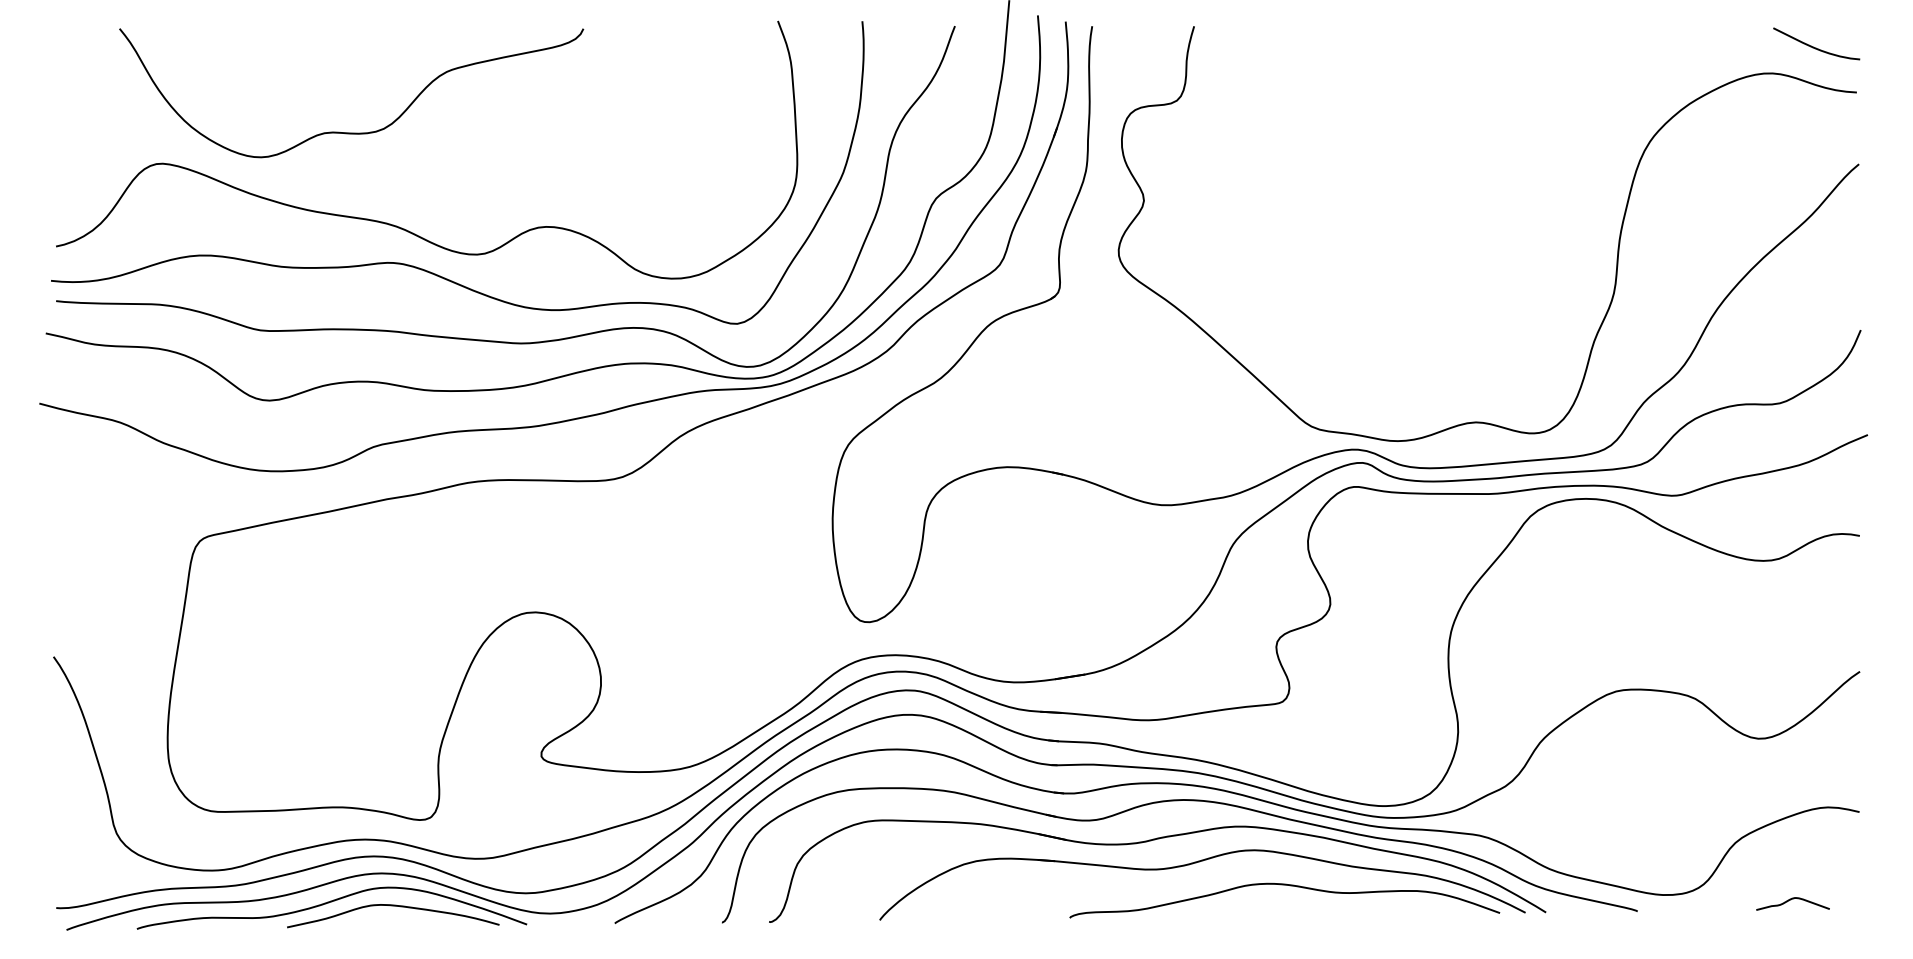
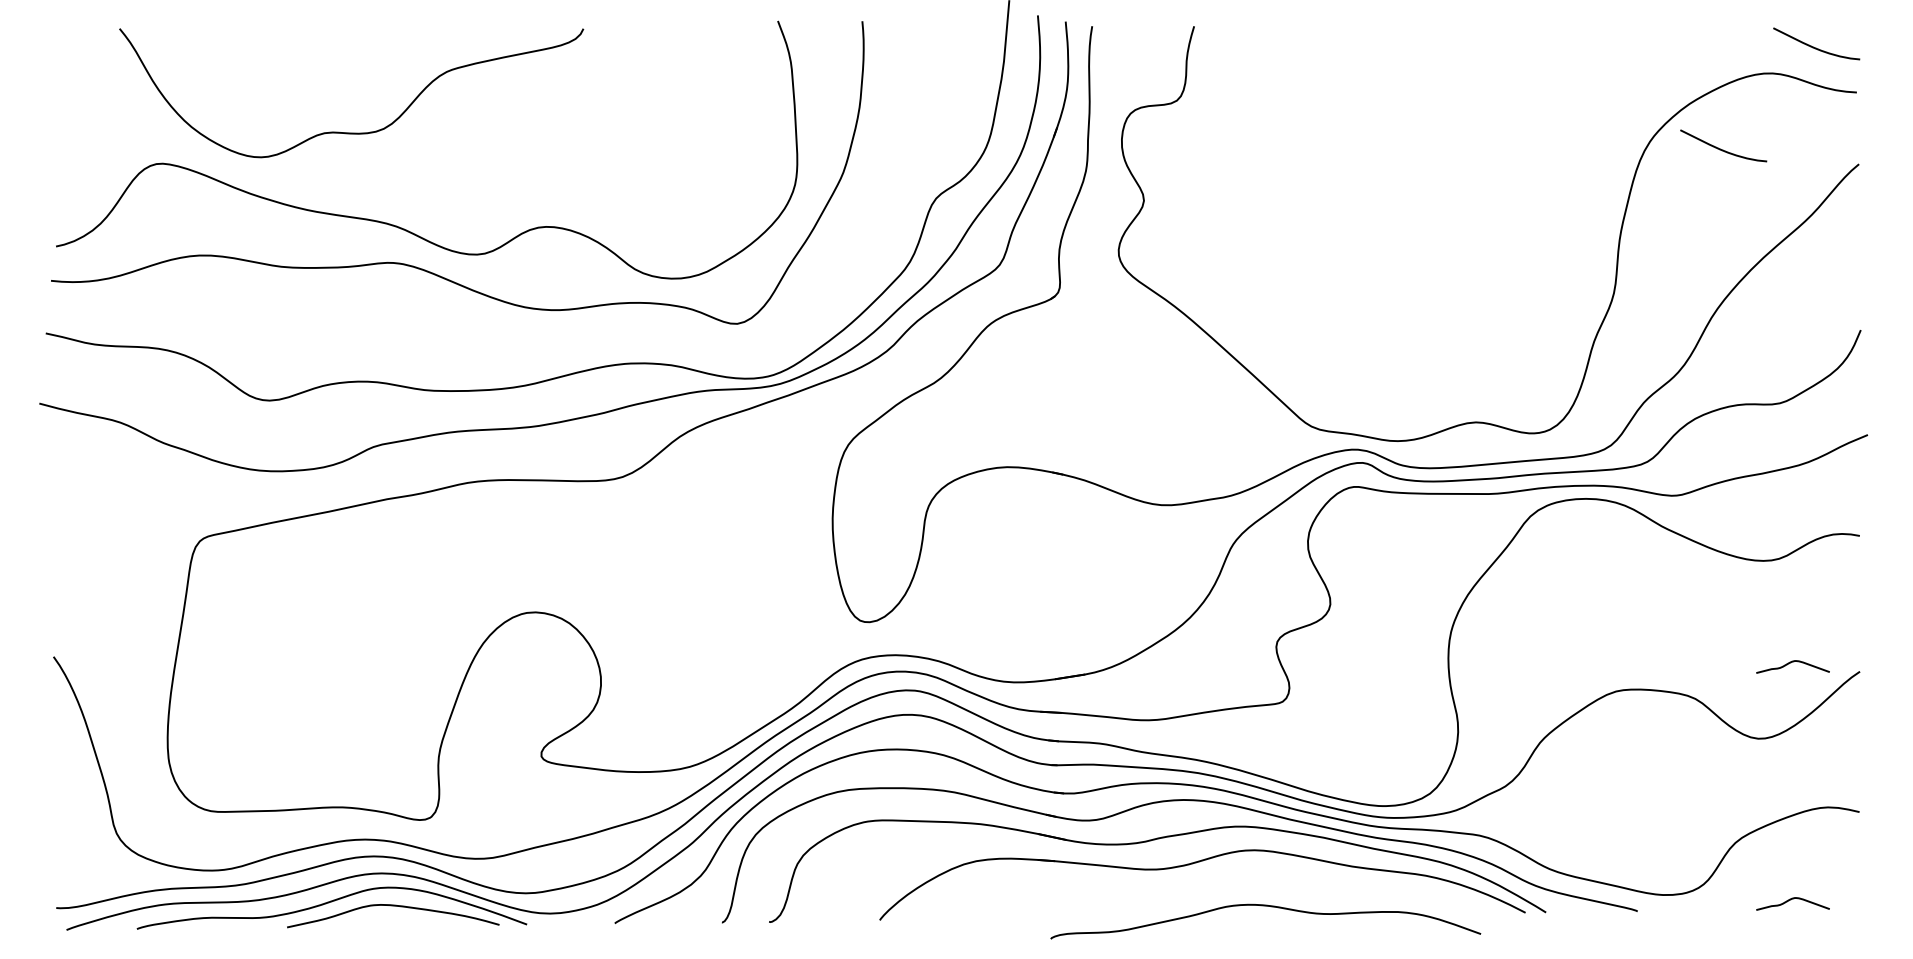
curve: none -> present (1723, 149)
curve: present -> none (496, 340)
curve: none -> present (1790, 663)
curve position: (1284, 885) -> (1265, 906) (1265, 906)
